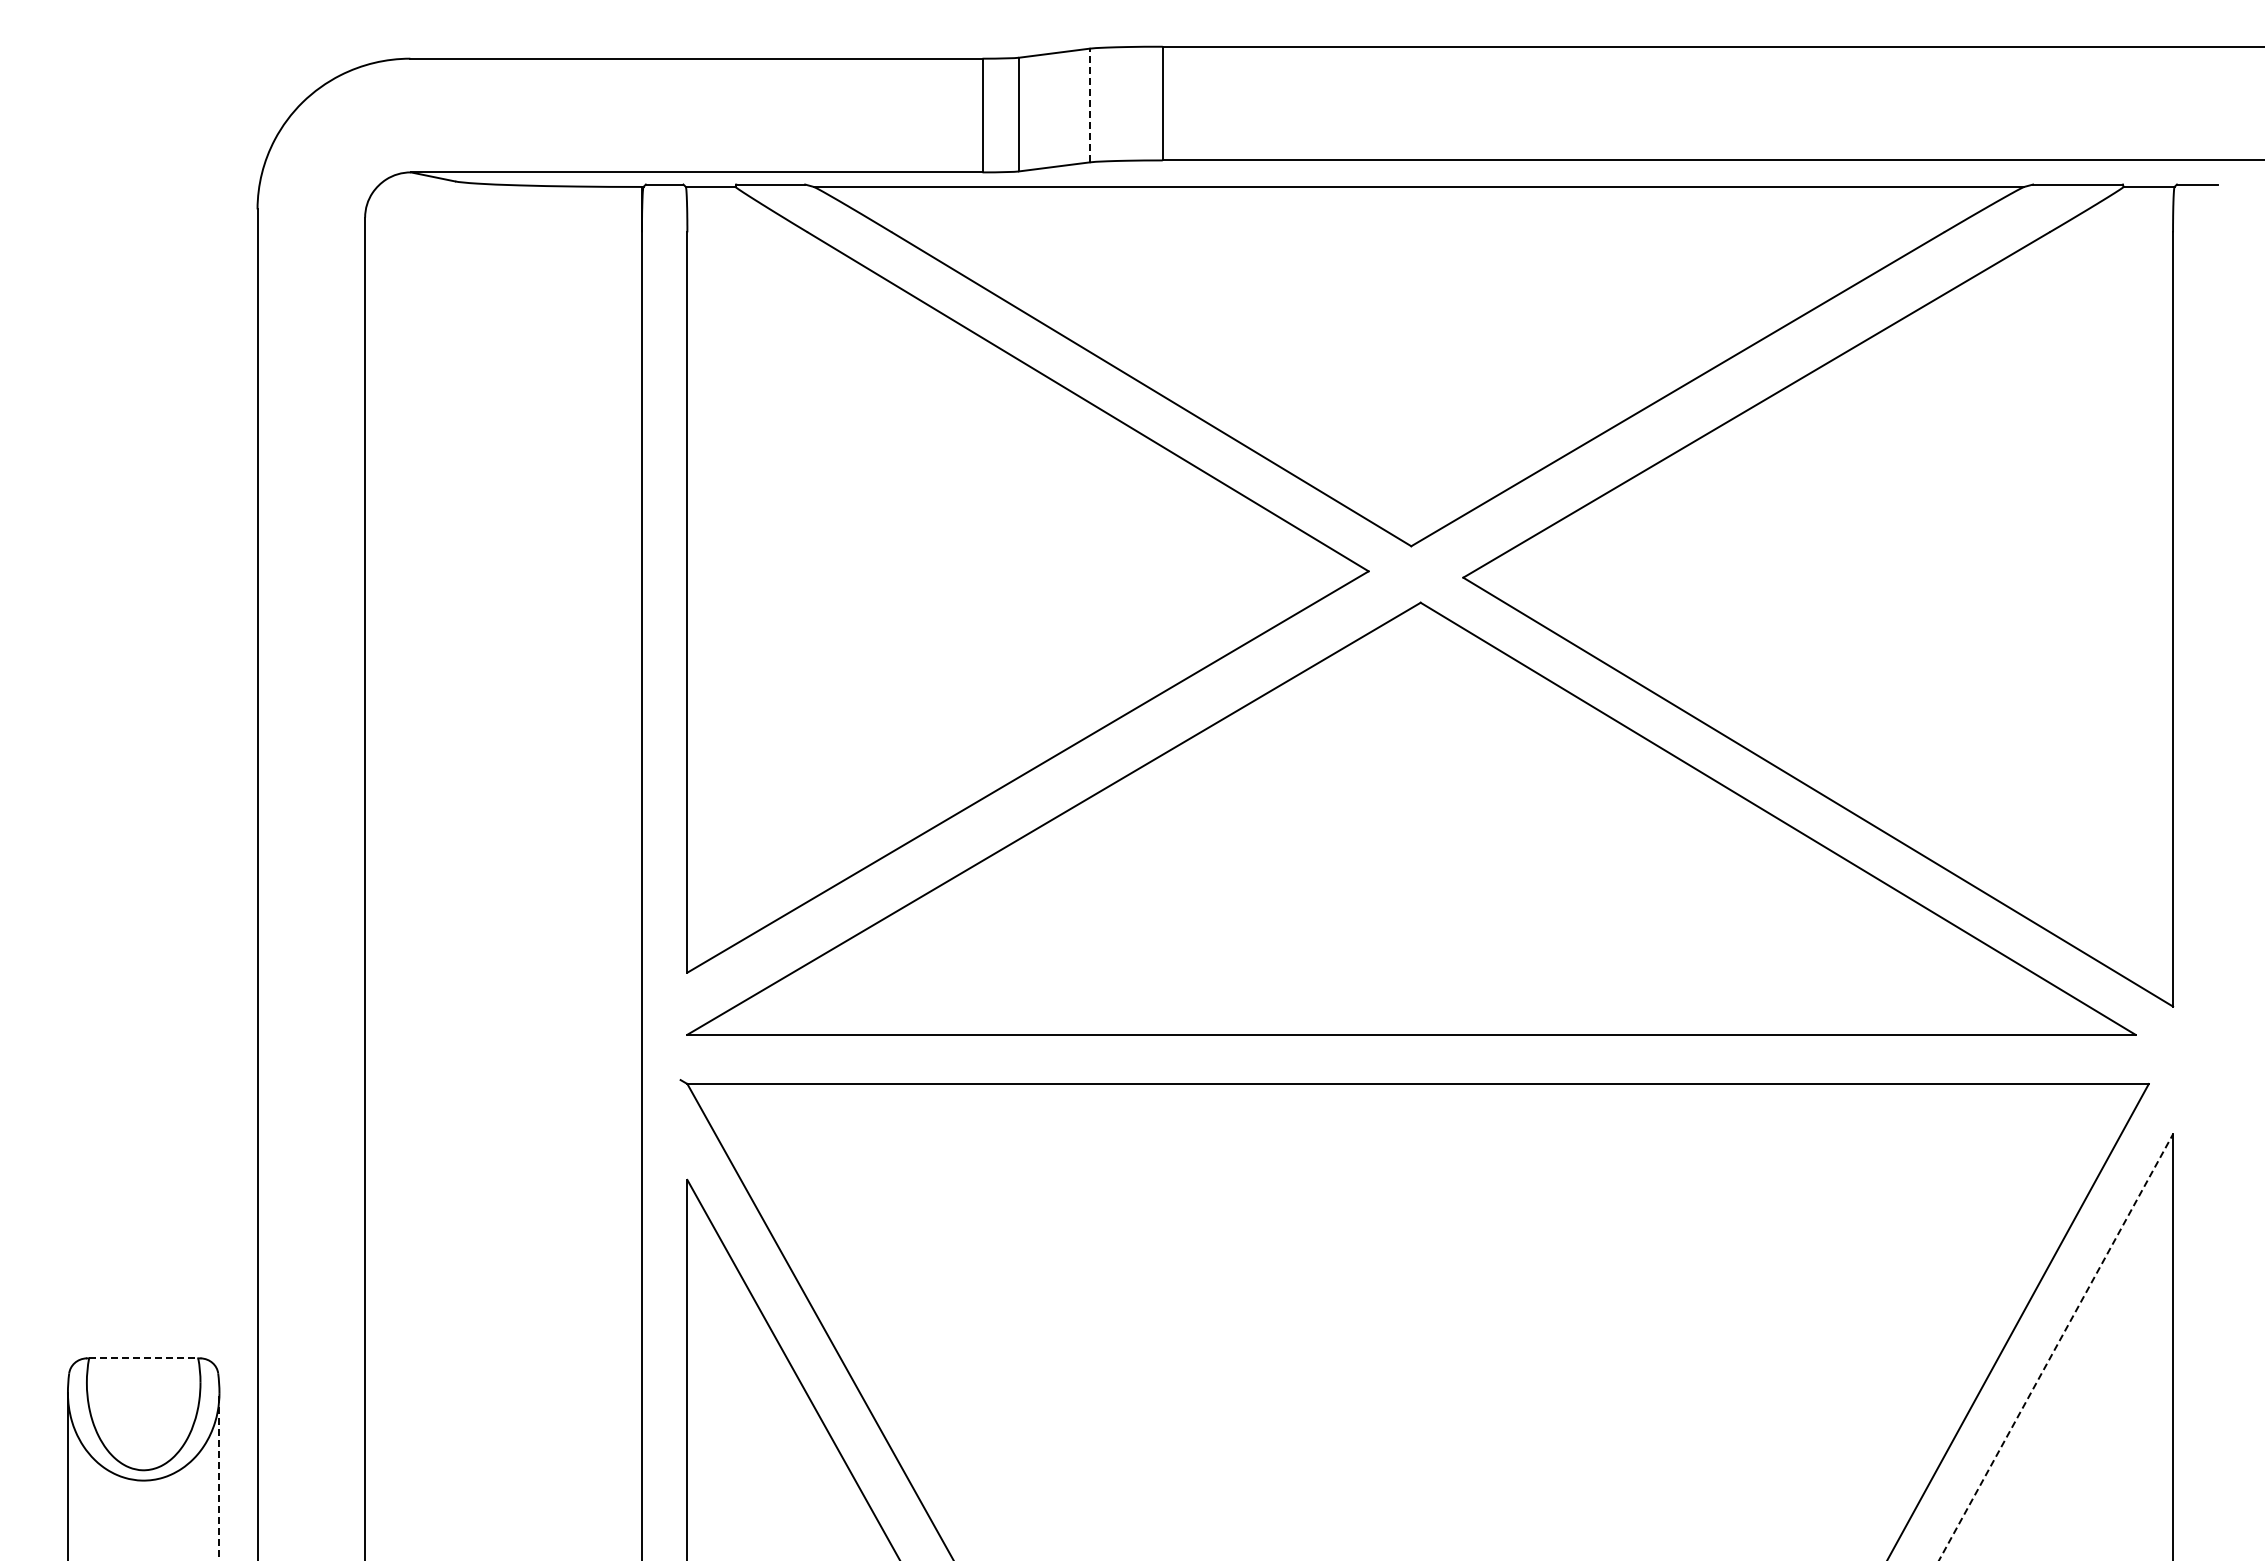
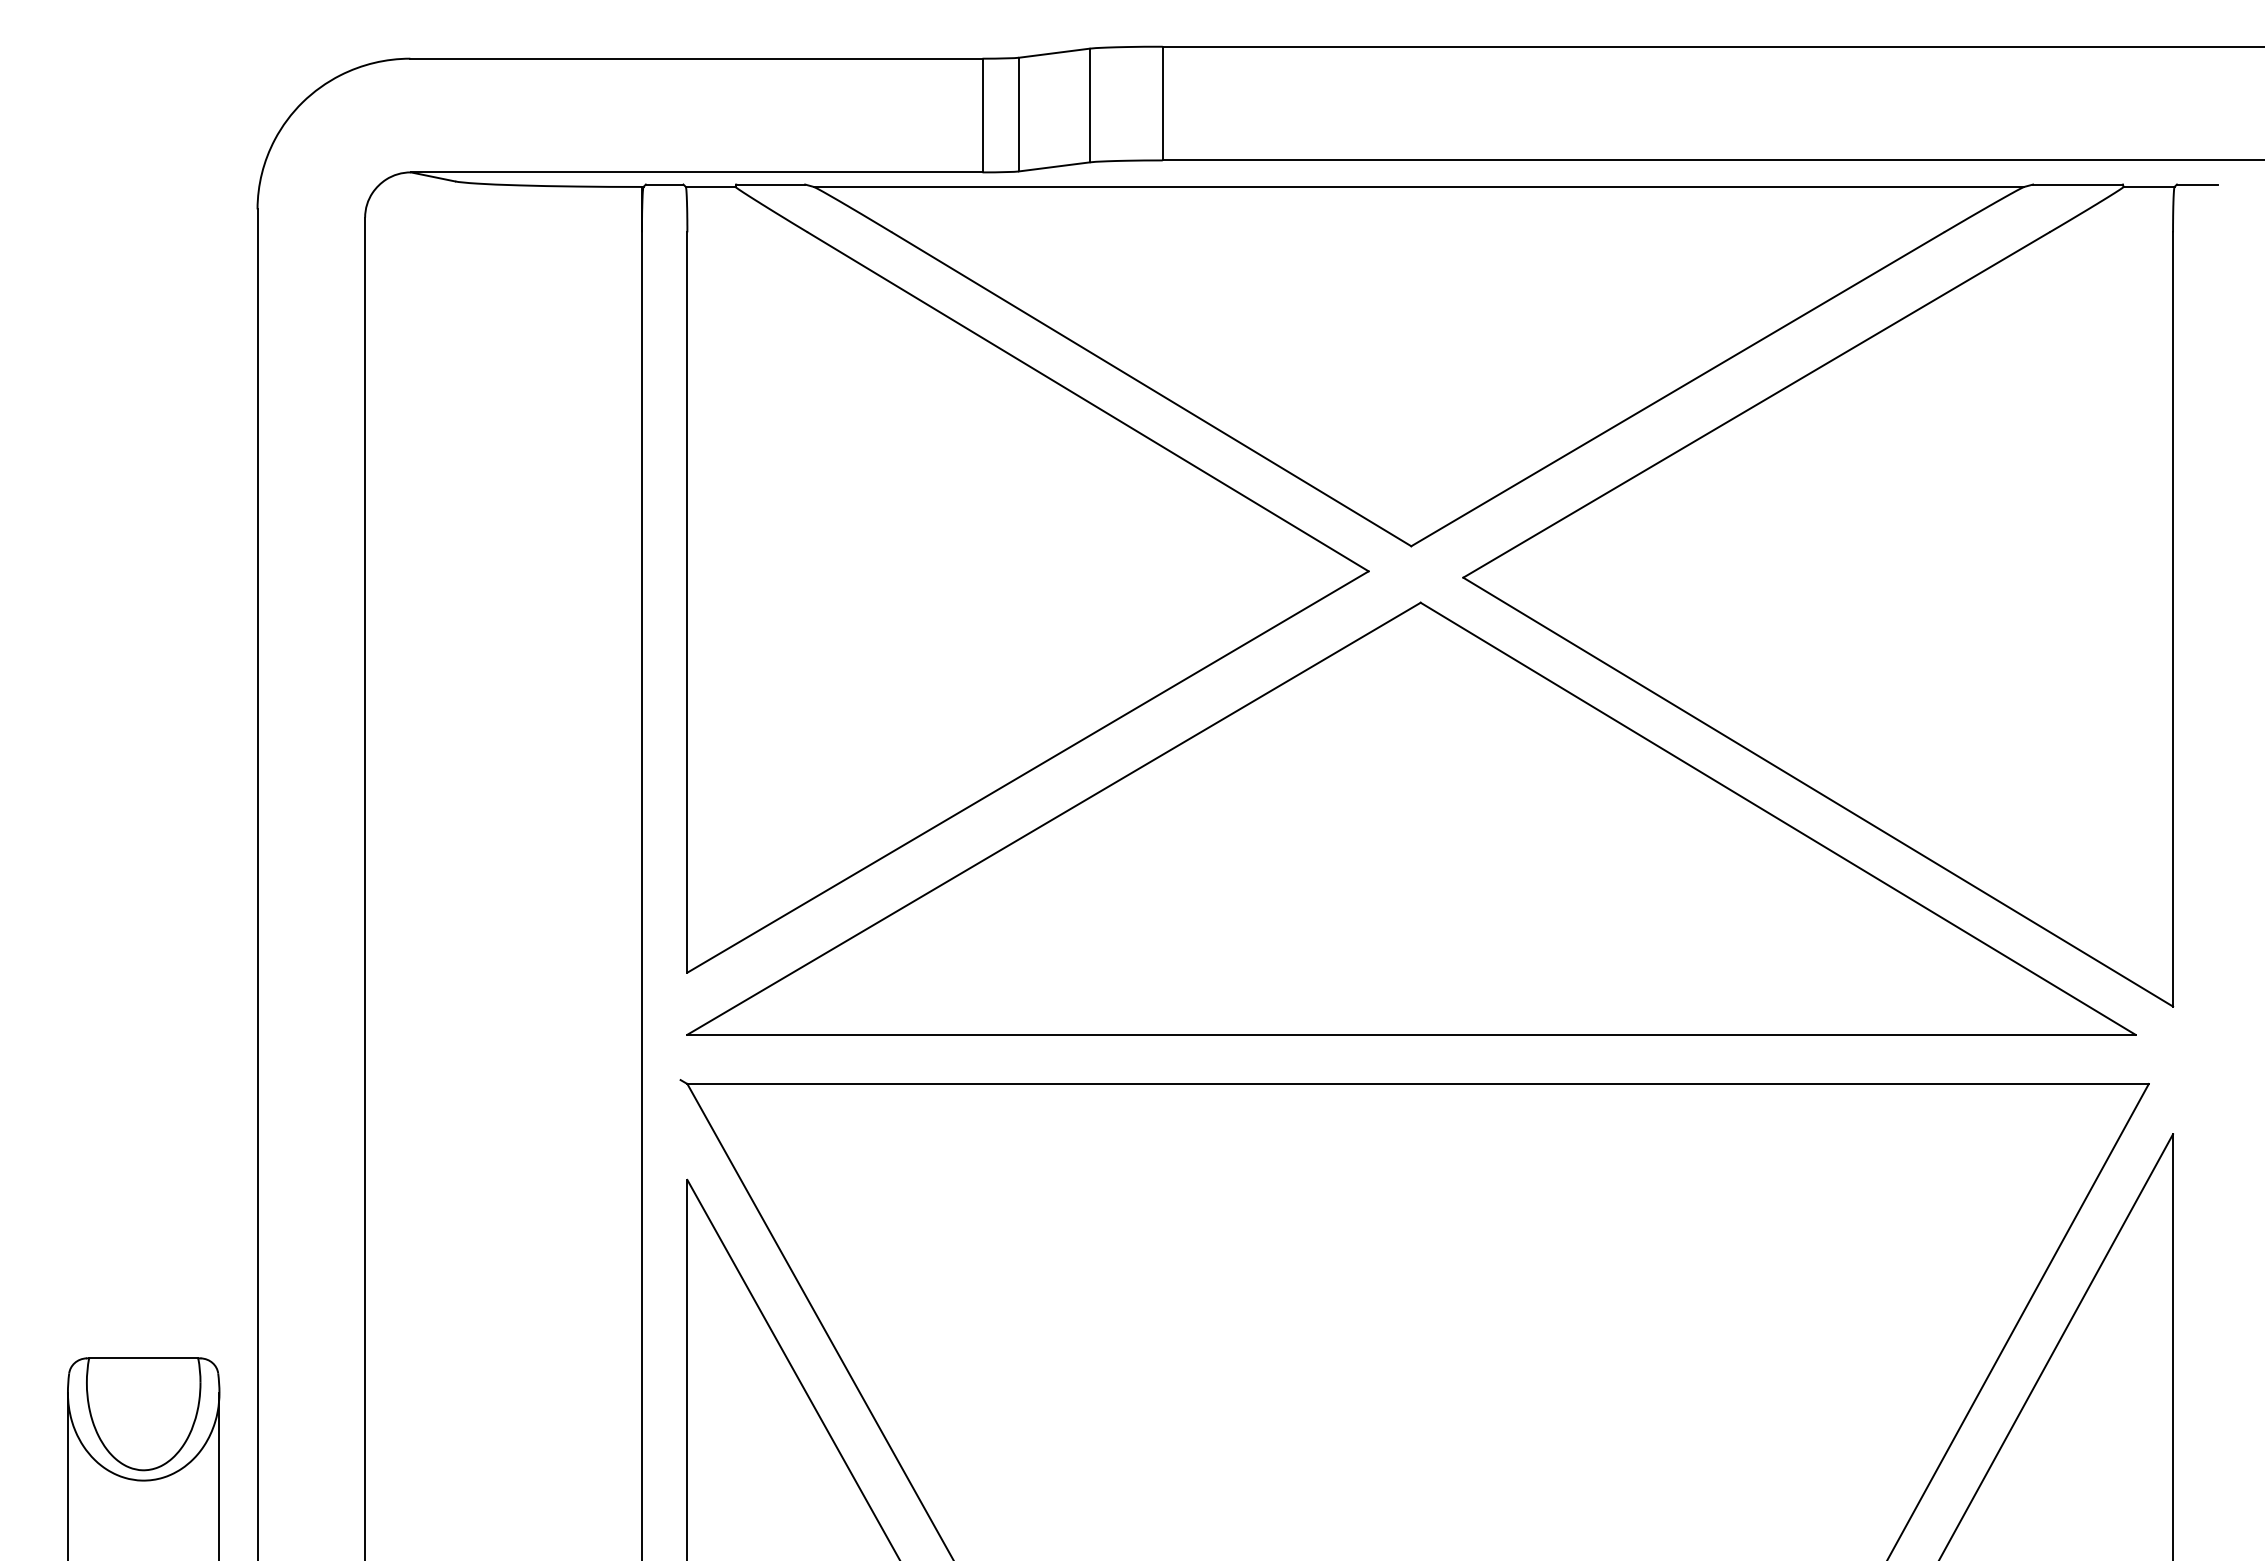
line: dashed -> solid (1089, 105)
line: dashed -> solid (2056, 1347)
line: dashed -> solid (143, 1358)
line: dashed -> solid (219, 1476)
